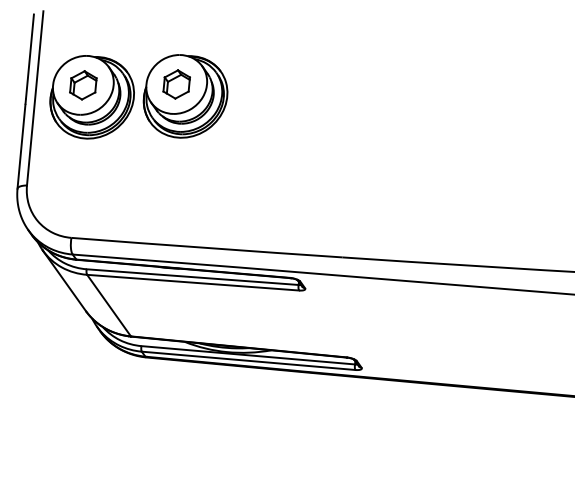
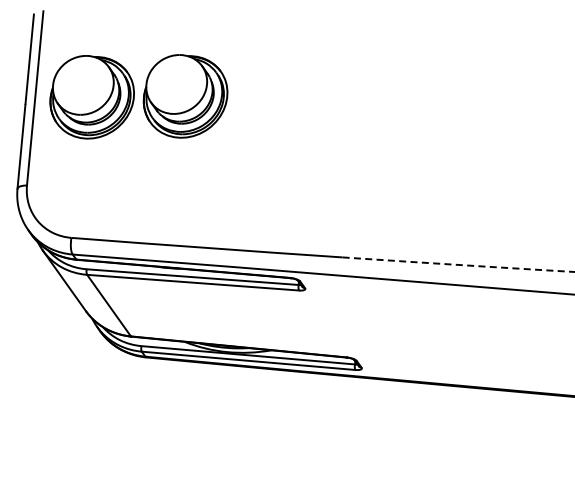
part: present -> none (176, 84)
part: present -> none (83, 85)
arc: solid -> dashed (459, 265)
